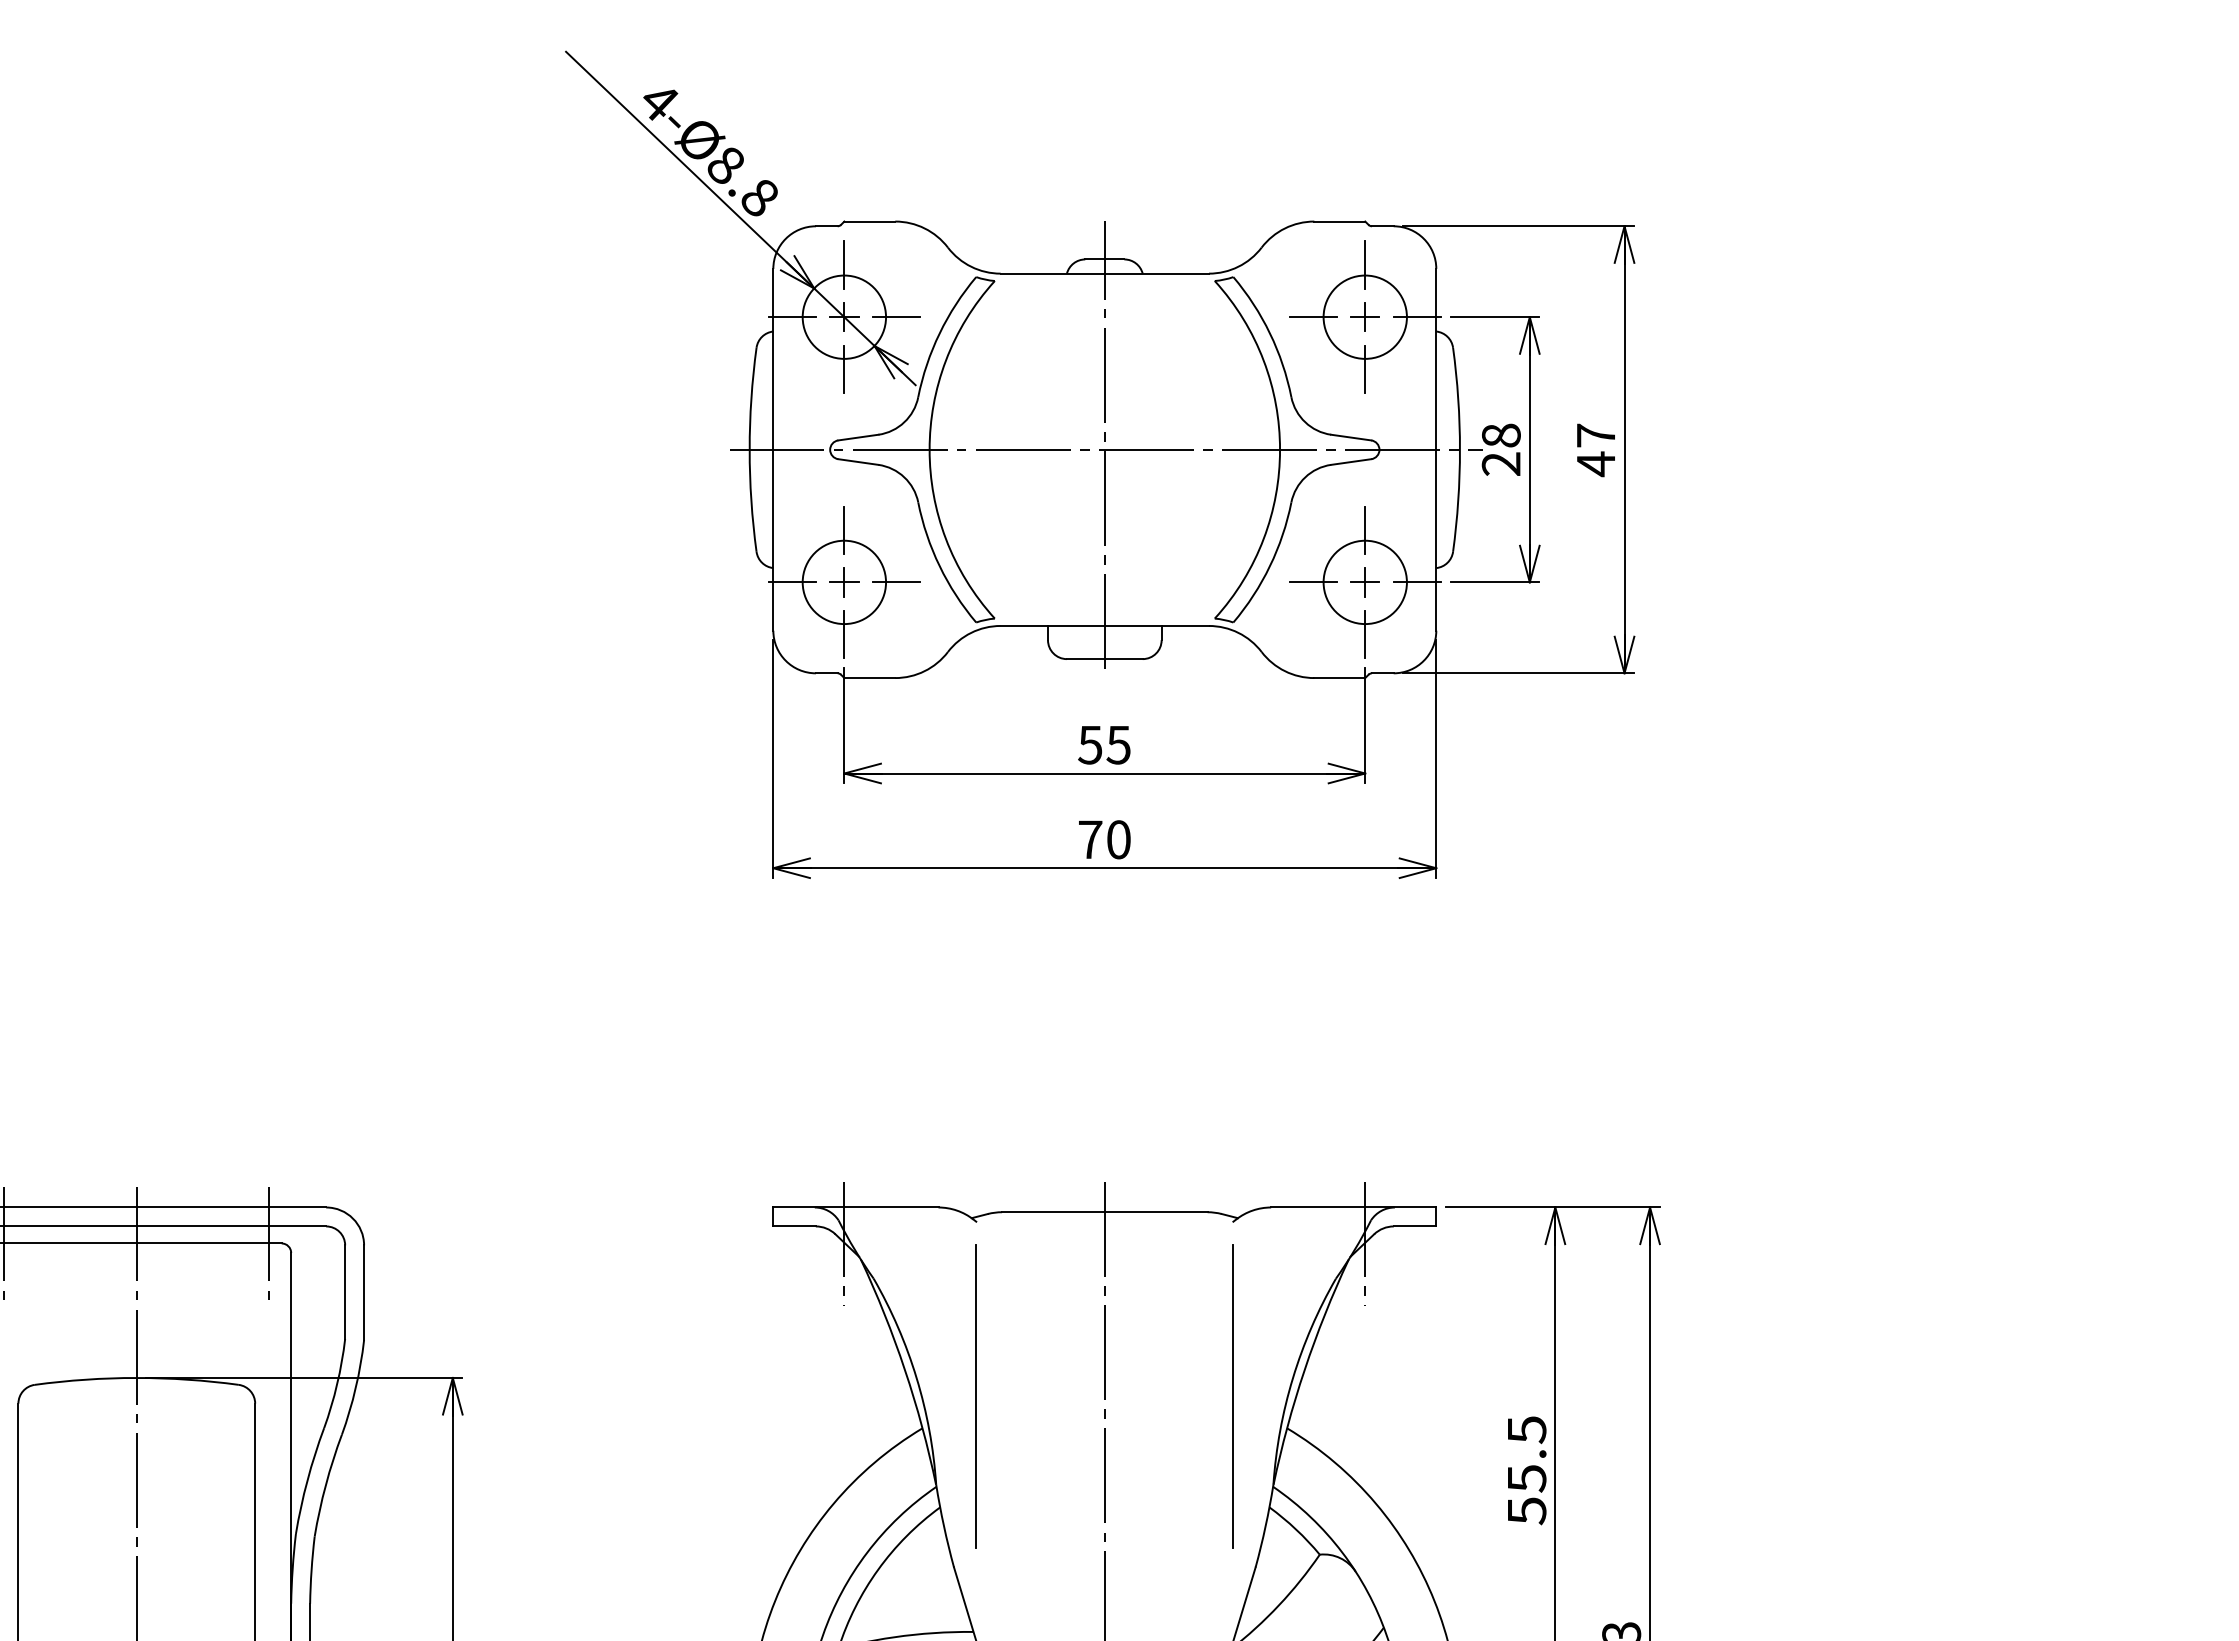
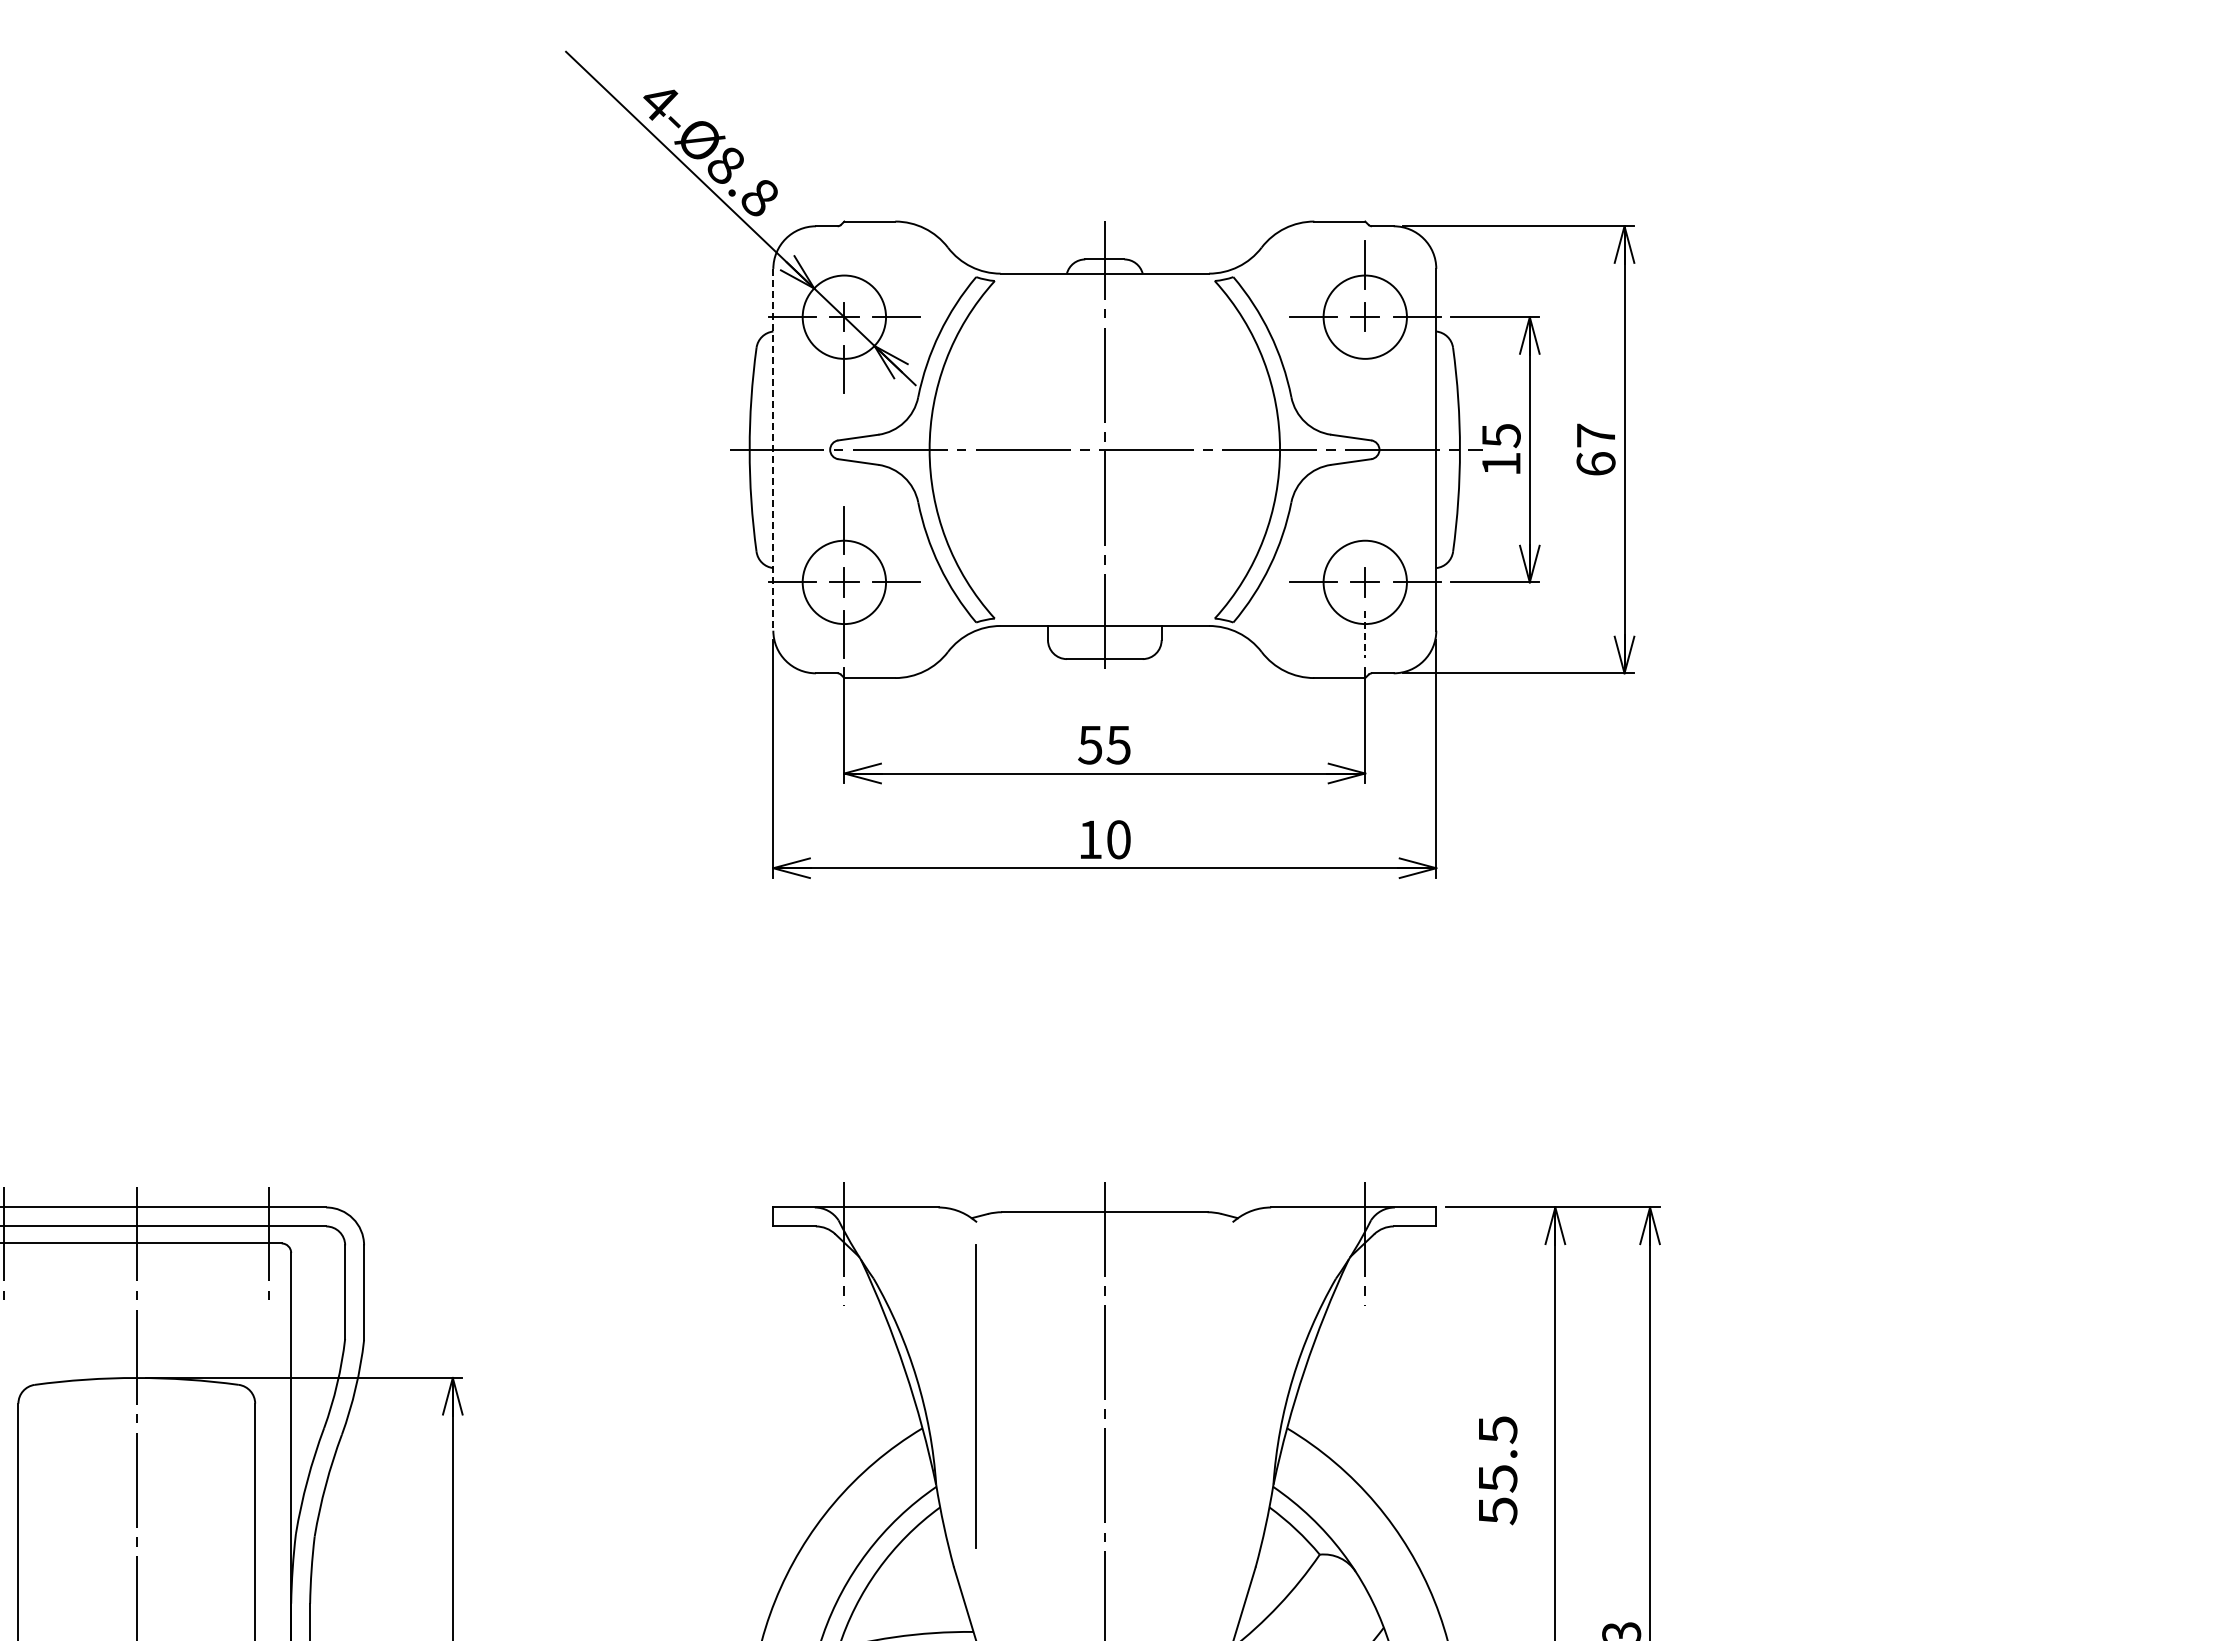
line: present -> none (844, 264)
line: present -> none (1365, 368)
line: solid -> dashed (773, 449)
text: 28 -> 15 (1500, 449)
text: 47 -> 67 (1595, 464)
line: present -> none (1365, 530)
line: solid -> dashed (1365, 634)
text: 70 -> 10 (1090, 839)
line: present -> none (1232, 1396)
text position: (1527, 1470) -> (1498, 1470) (1498, 1470)
